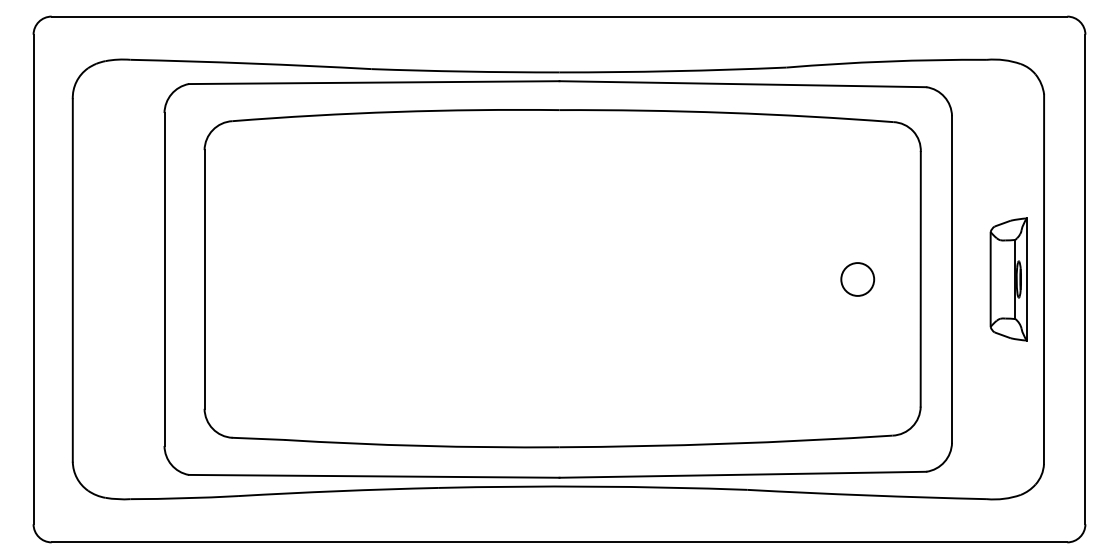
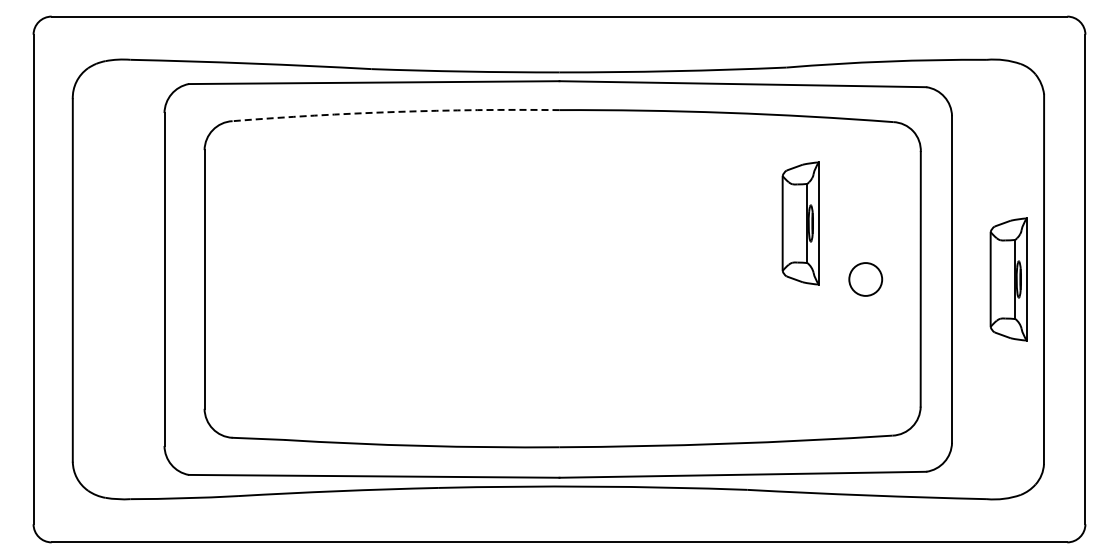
arc: solid -> dashed (395, 111)
part: none -> present (800, 223)
circle position: (857, 279) -> (865, 279) (865, 279)
